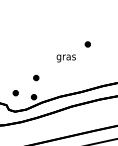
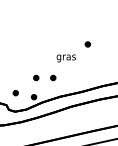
part: none -> present (53, 77)
